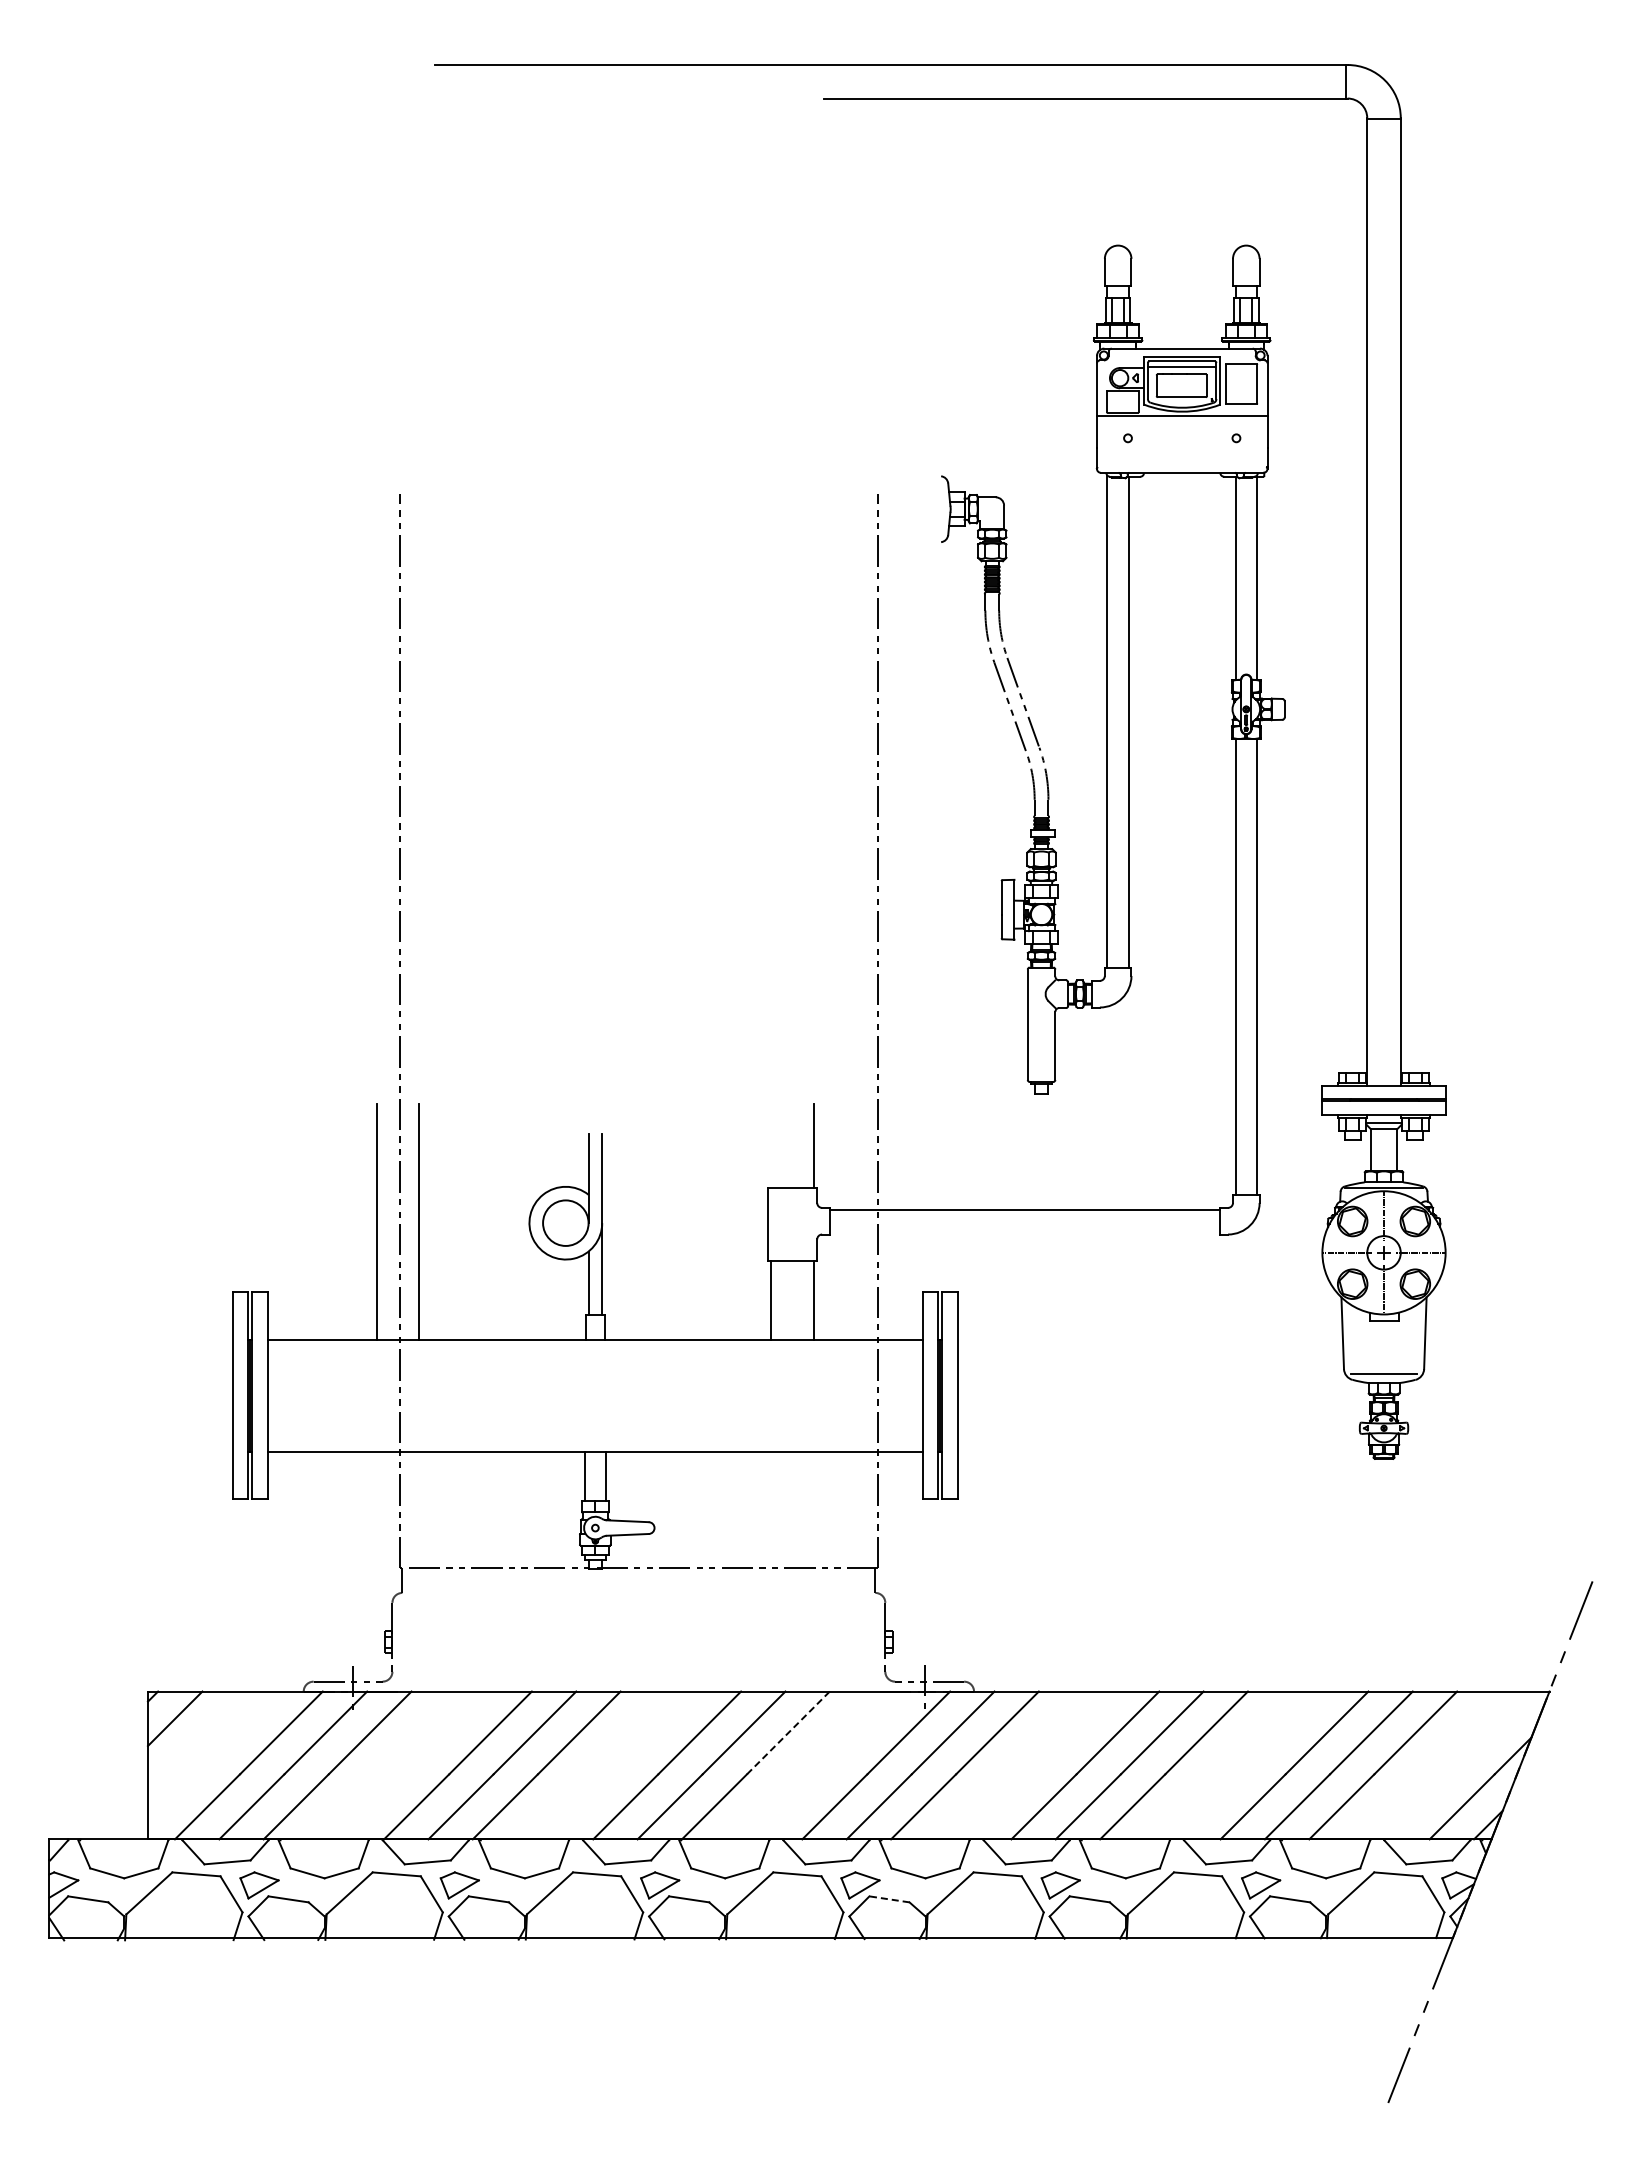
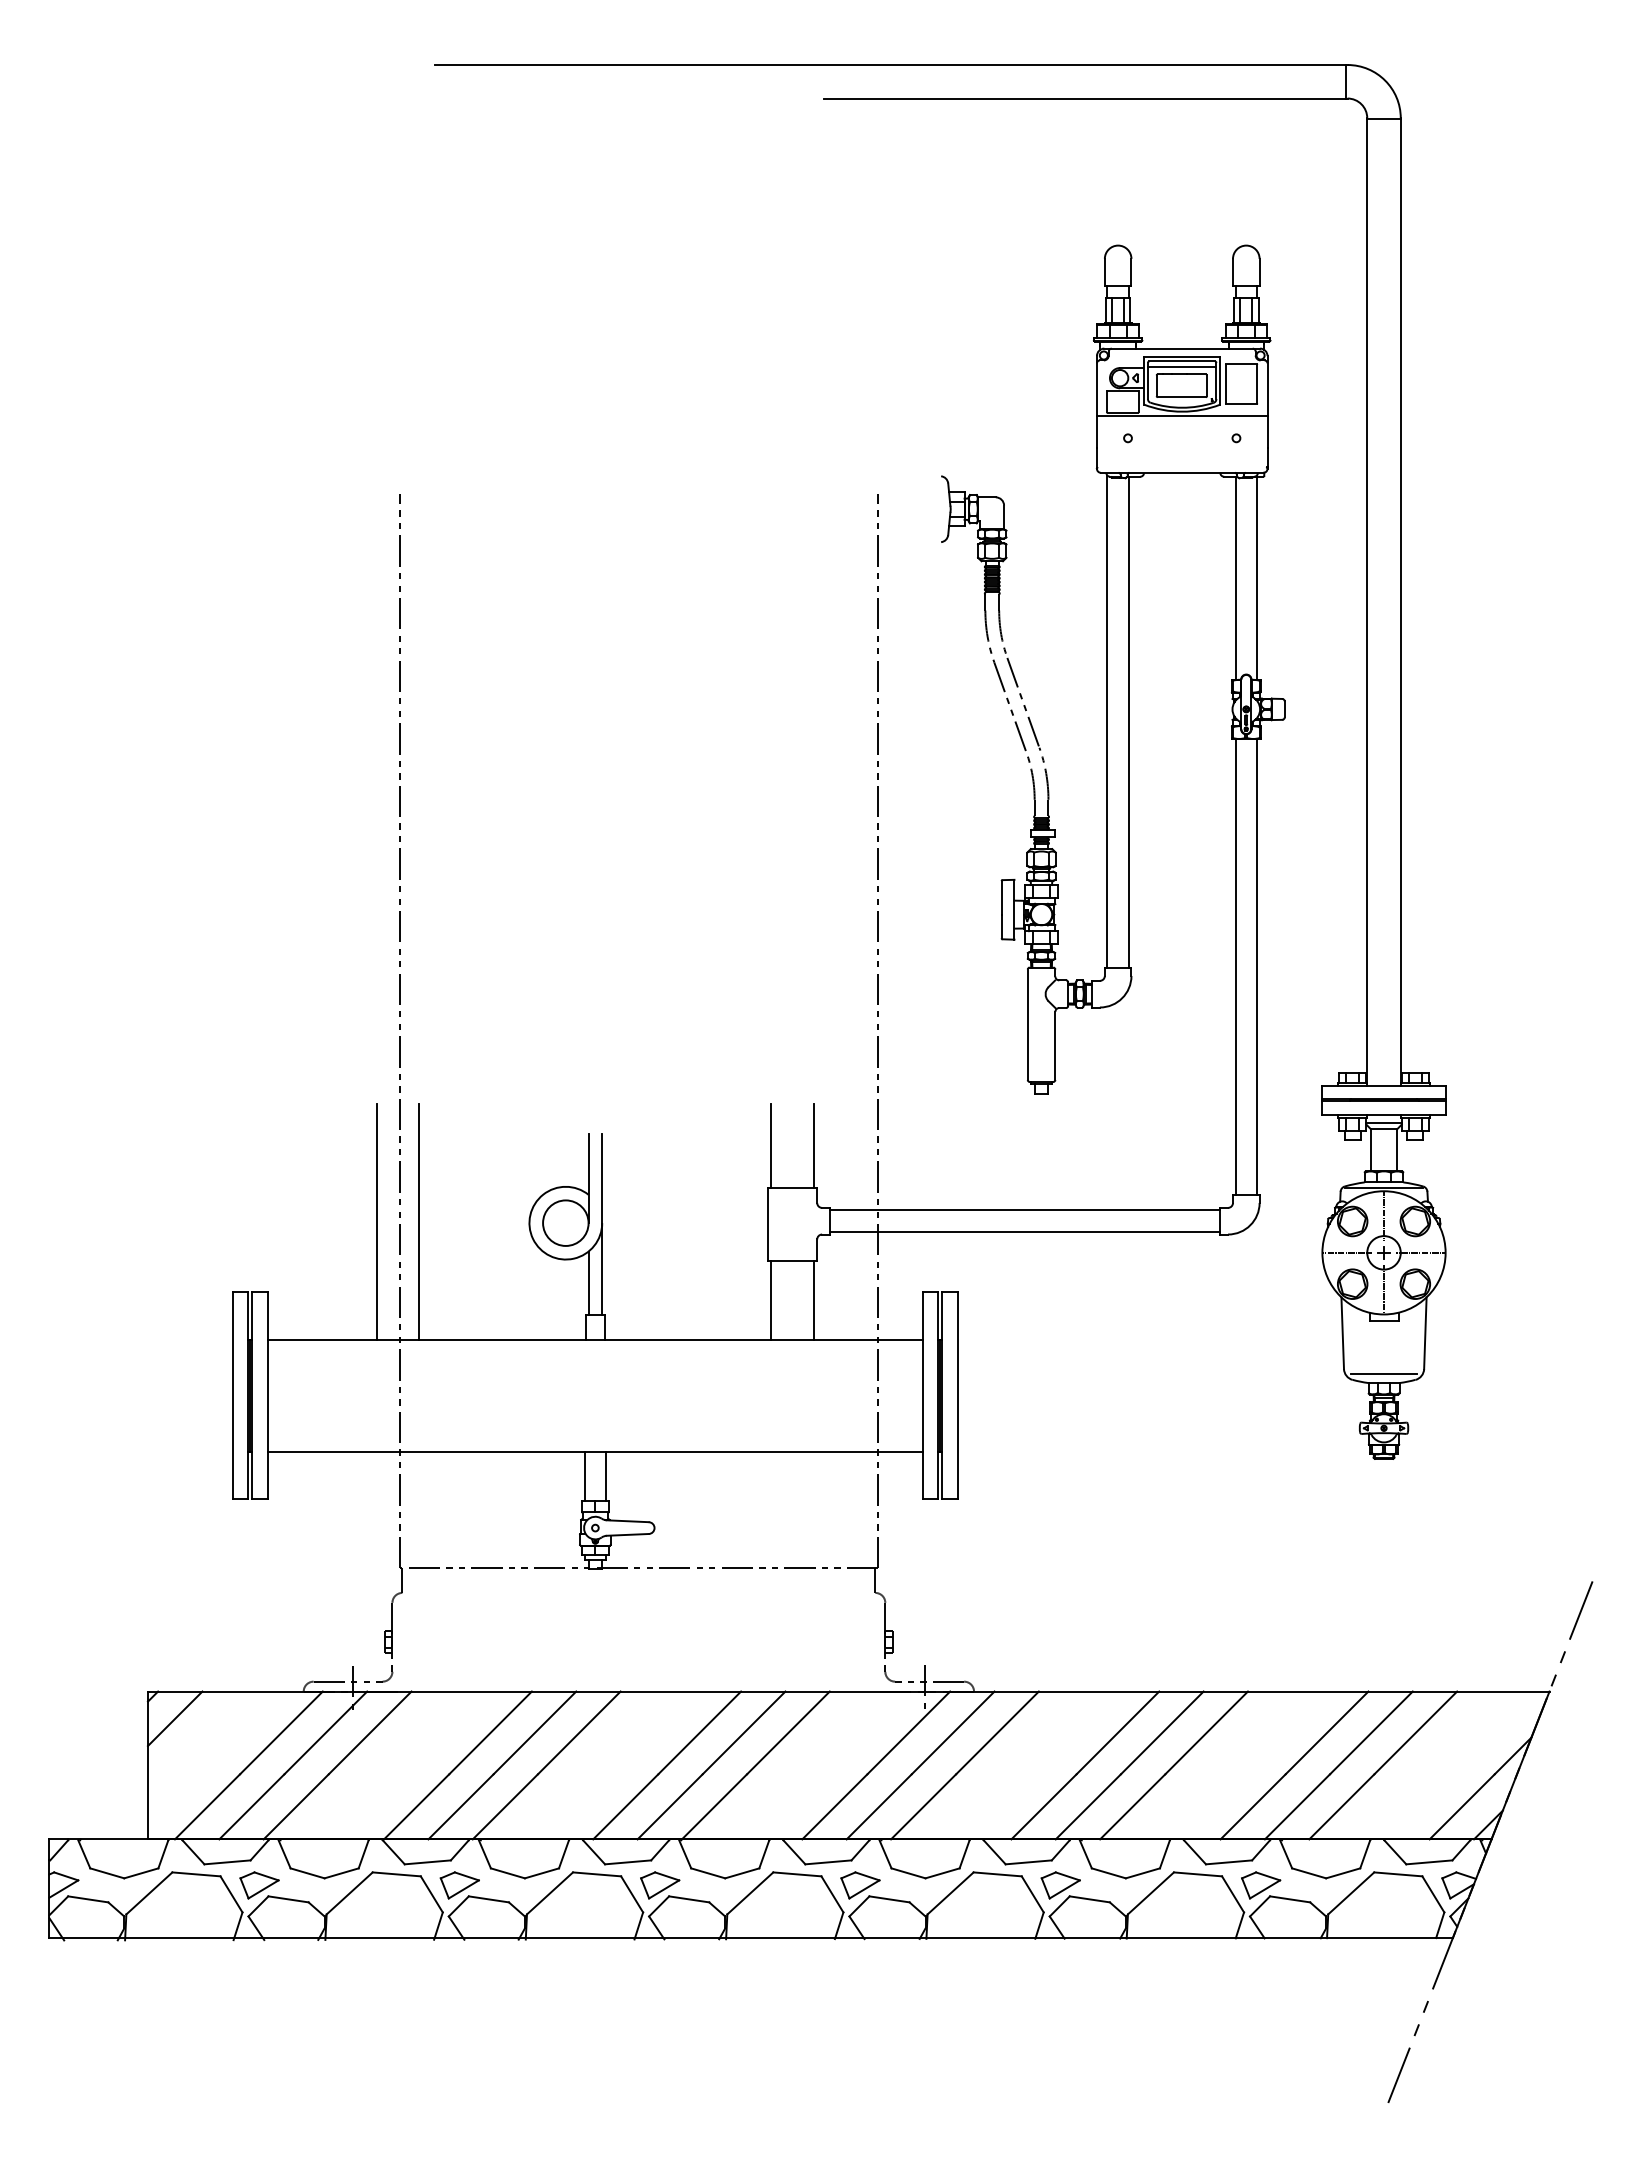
line: none -> present (771, 1145)
line: none -> present (1024, 1231)
line: dashed -> solid (788, 1732)
line: dashed -> solid (889, 1899)
